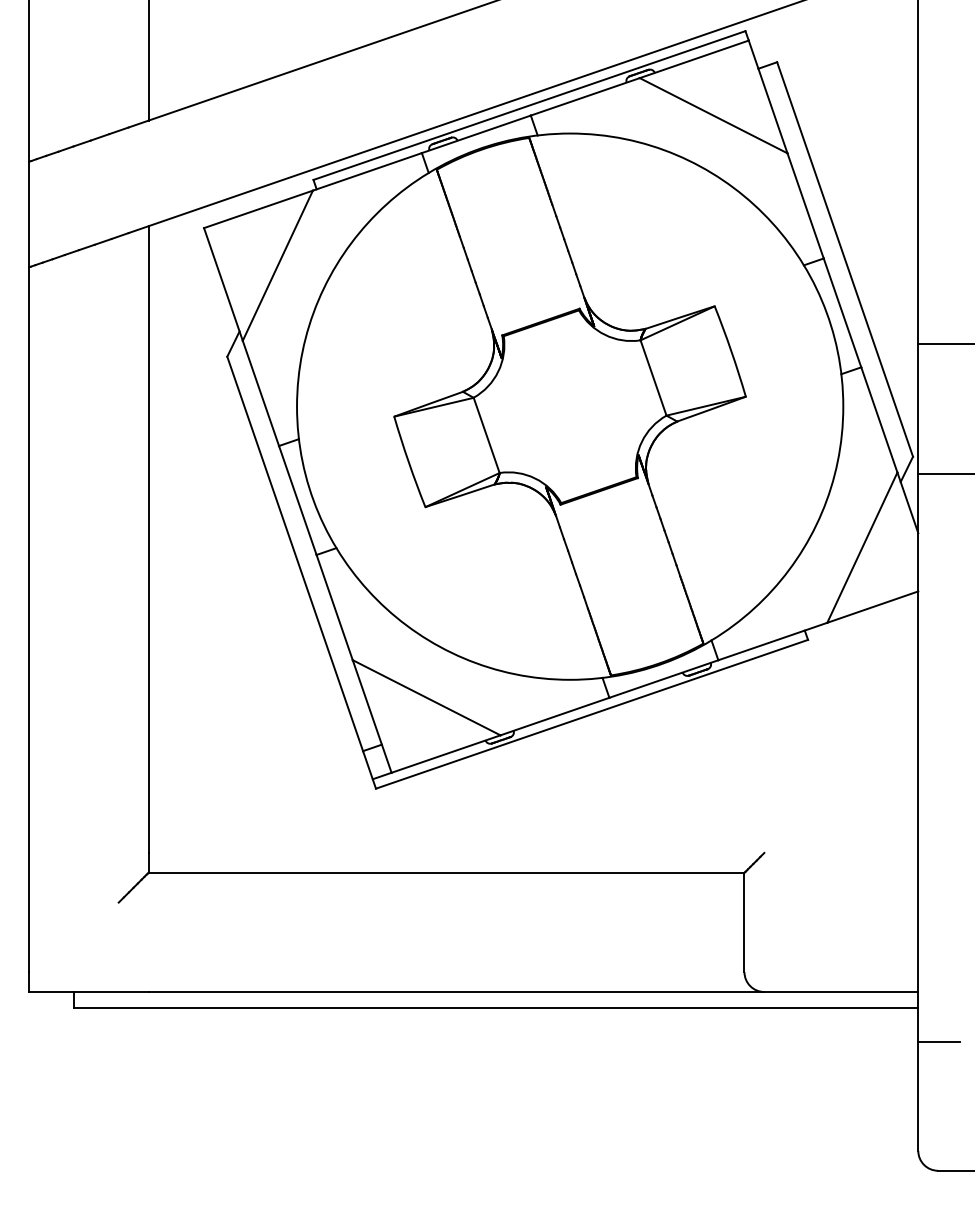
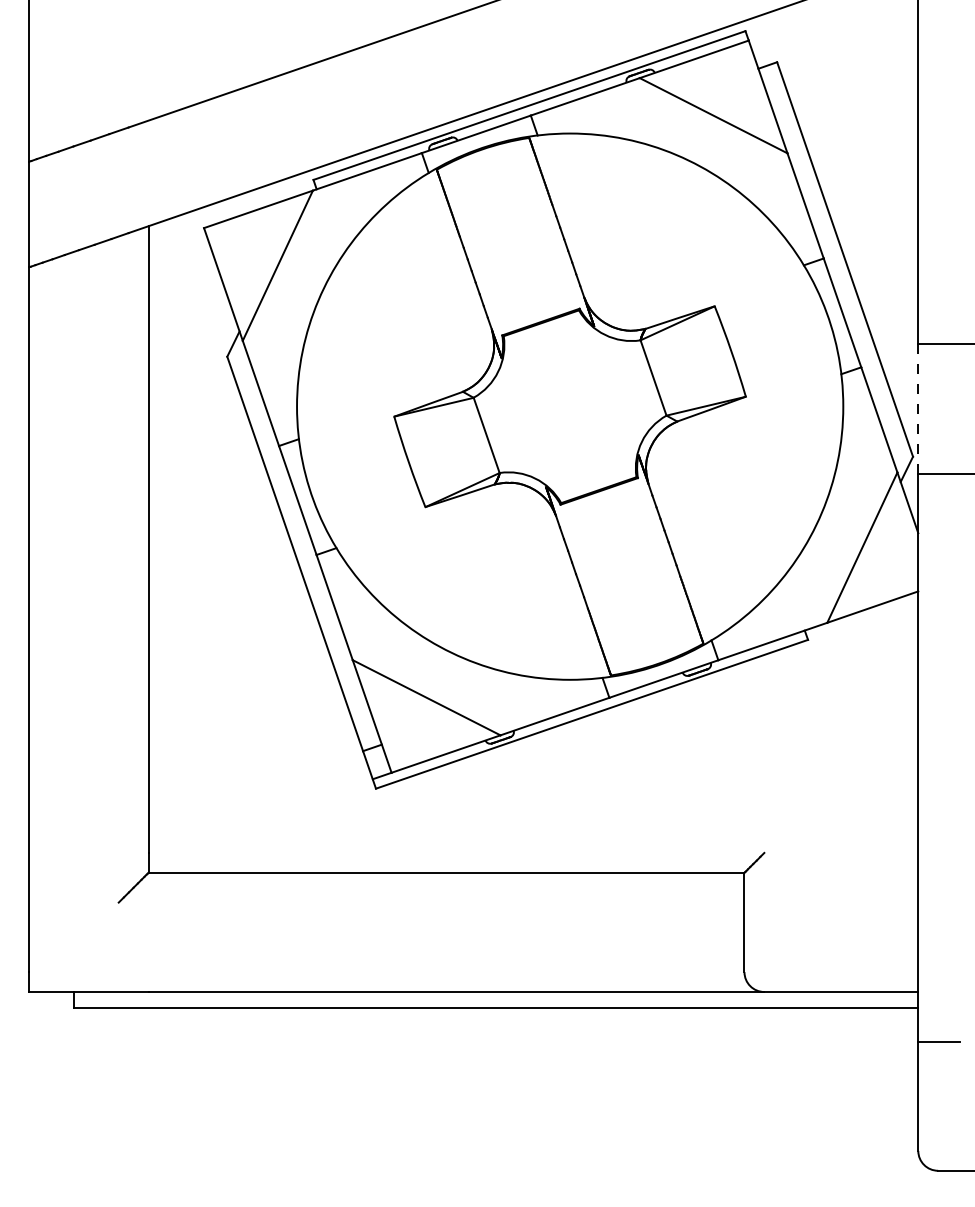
line: present -> none (148, 61)
line: solid -> dashed (918, 408)
